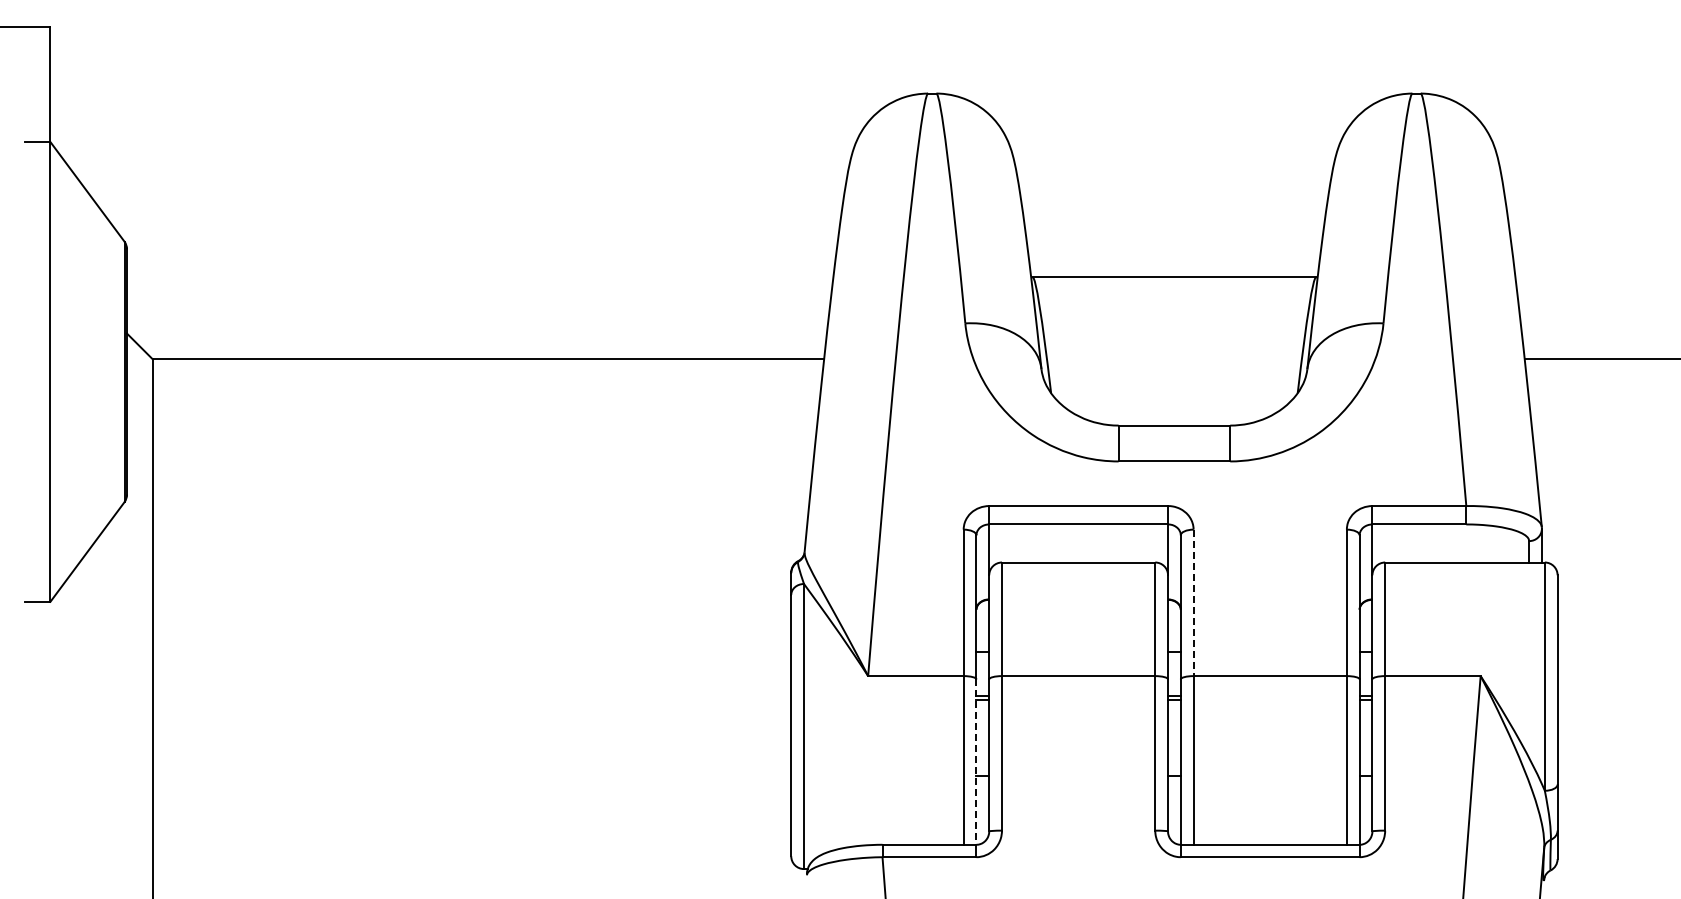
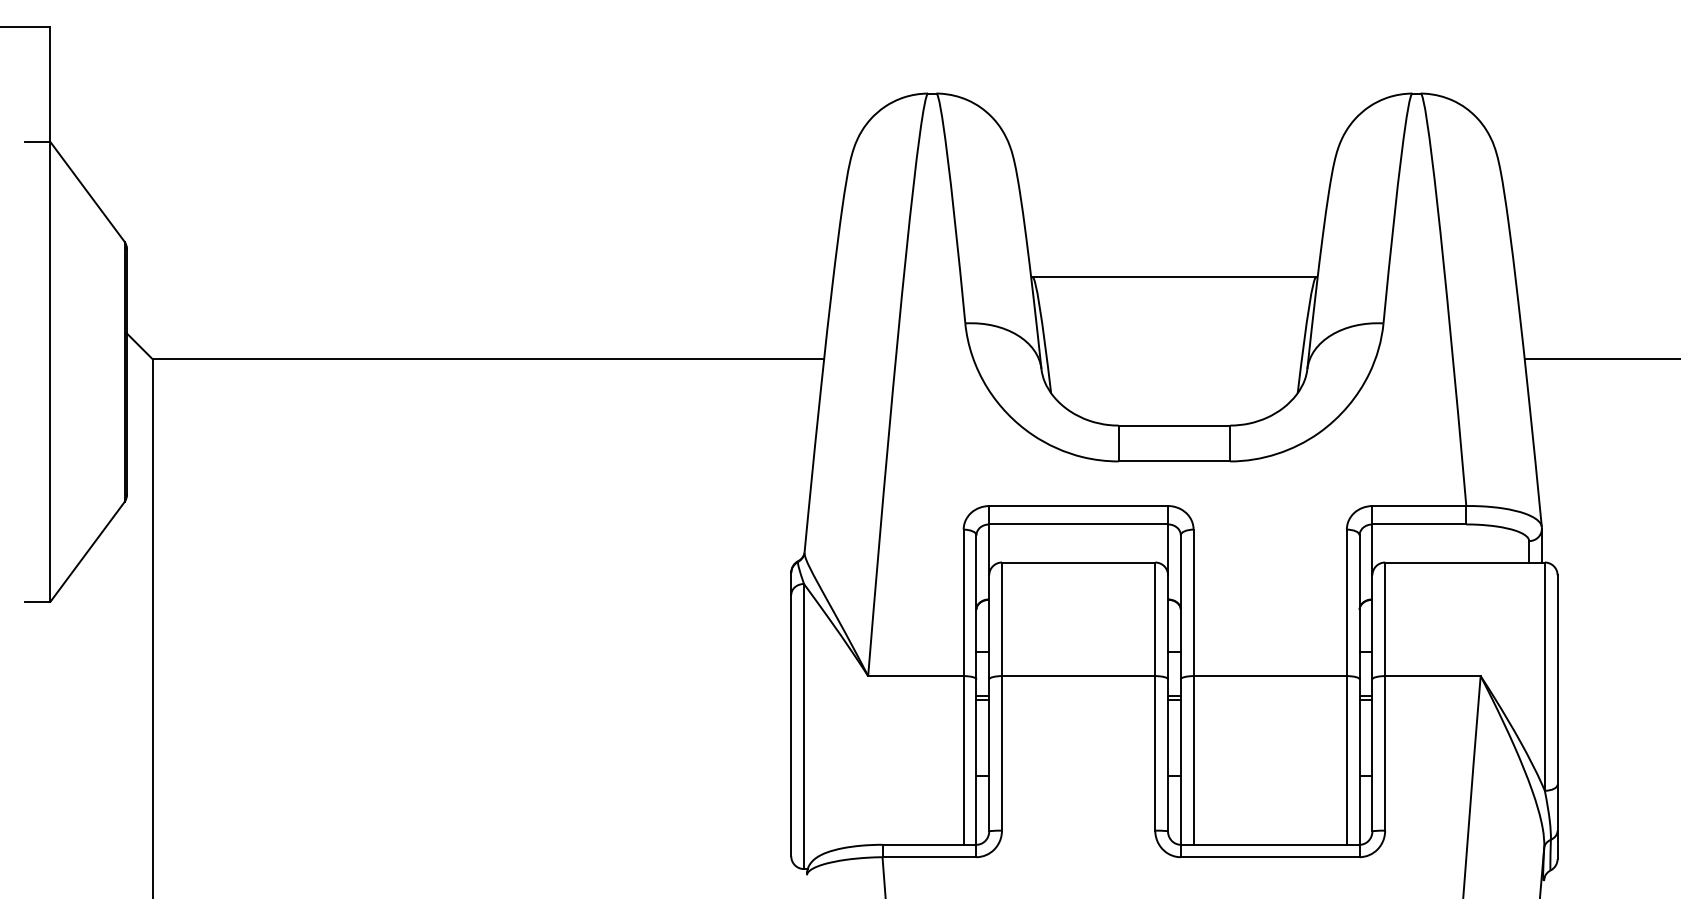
line: dashed -> solid (1193, 603)
line: dashed -> solid (976, 762)
